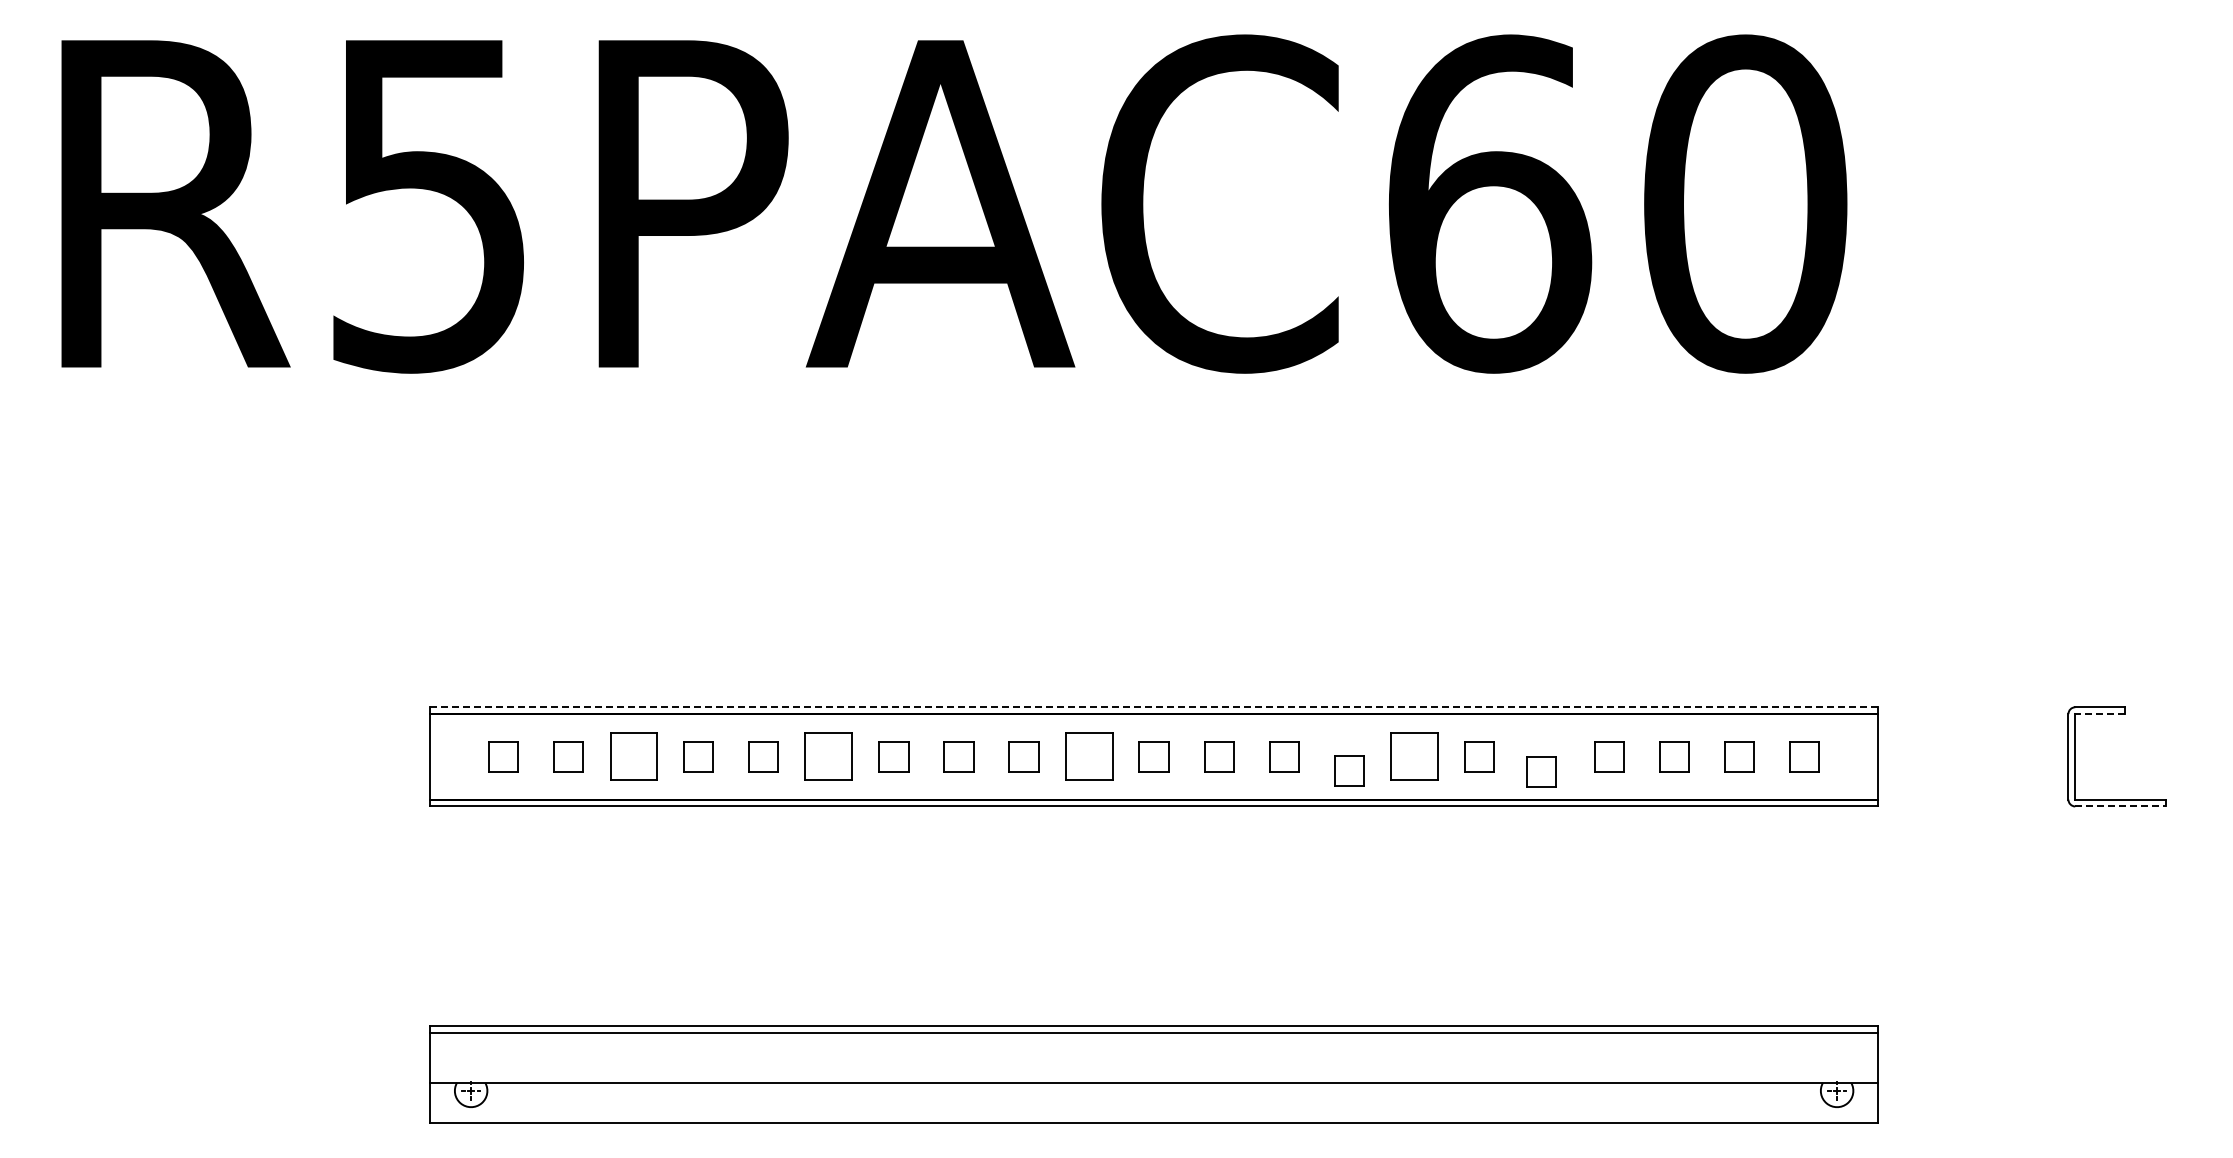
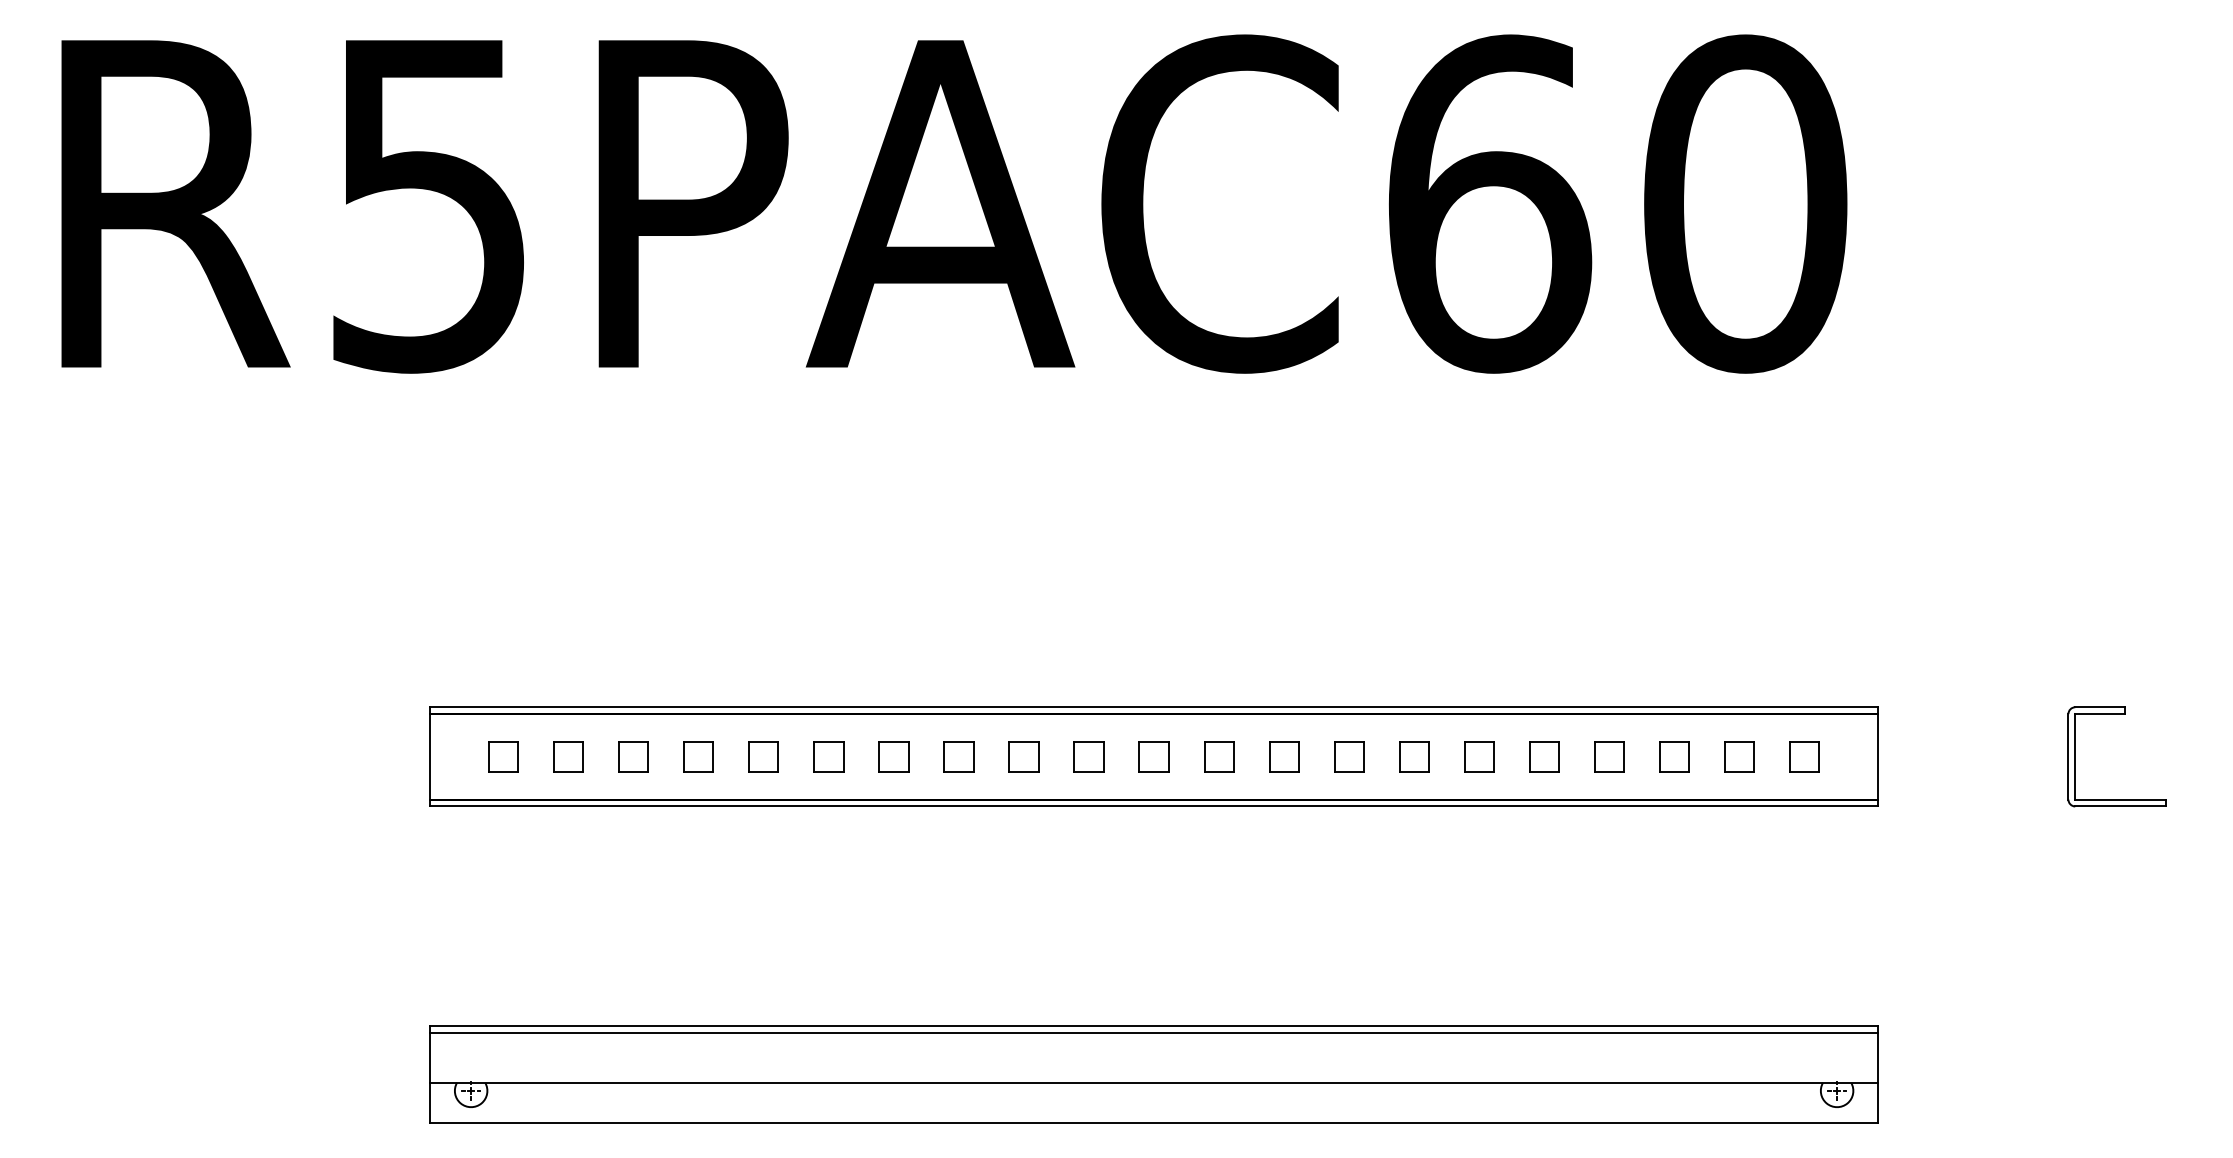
line: dashed -> solid (1154, 707)
line: dashed -> solid (2099, 713)
part size: 48x49 px -> 31x32 px (633, 756)
part size: 49x49 px -> 32x32 px (828, 756)
part size: 49x49 px -> 32x32 px (1088, 756)
part size: 49x49 px -> 31x32 px (1414, 756)
part position: (1349, 770) -> (1349, 756) (1349, 756)
part position: (1541, 771) -> (1544, 756) (1544, 756)
line: dashed -> solid (2121, 806)
